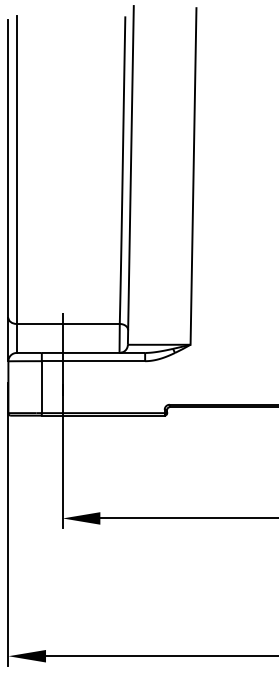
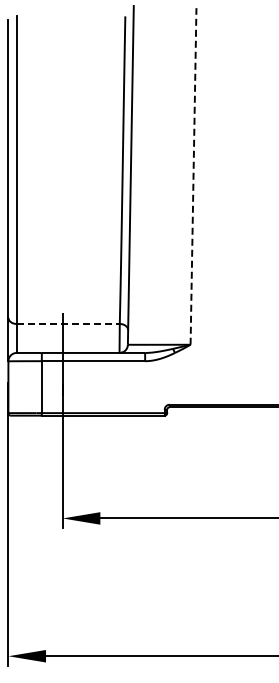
line: solid -> dashed (193, 175)
line: solid -> dashed (68, 323)
